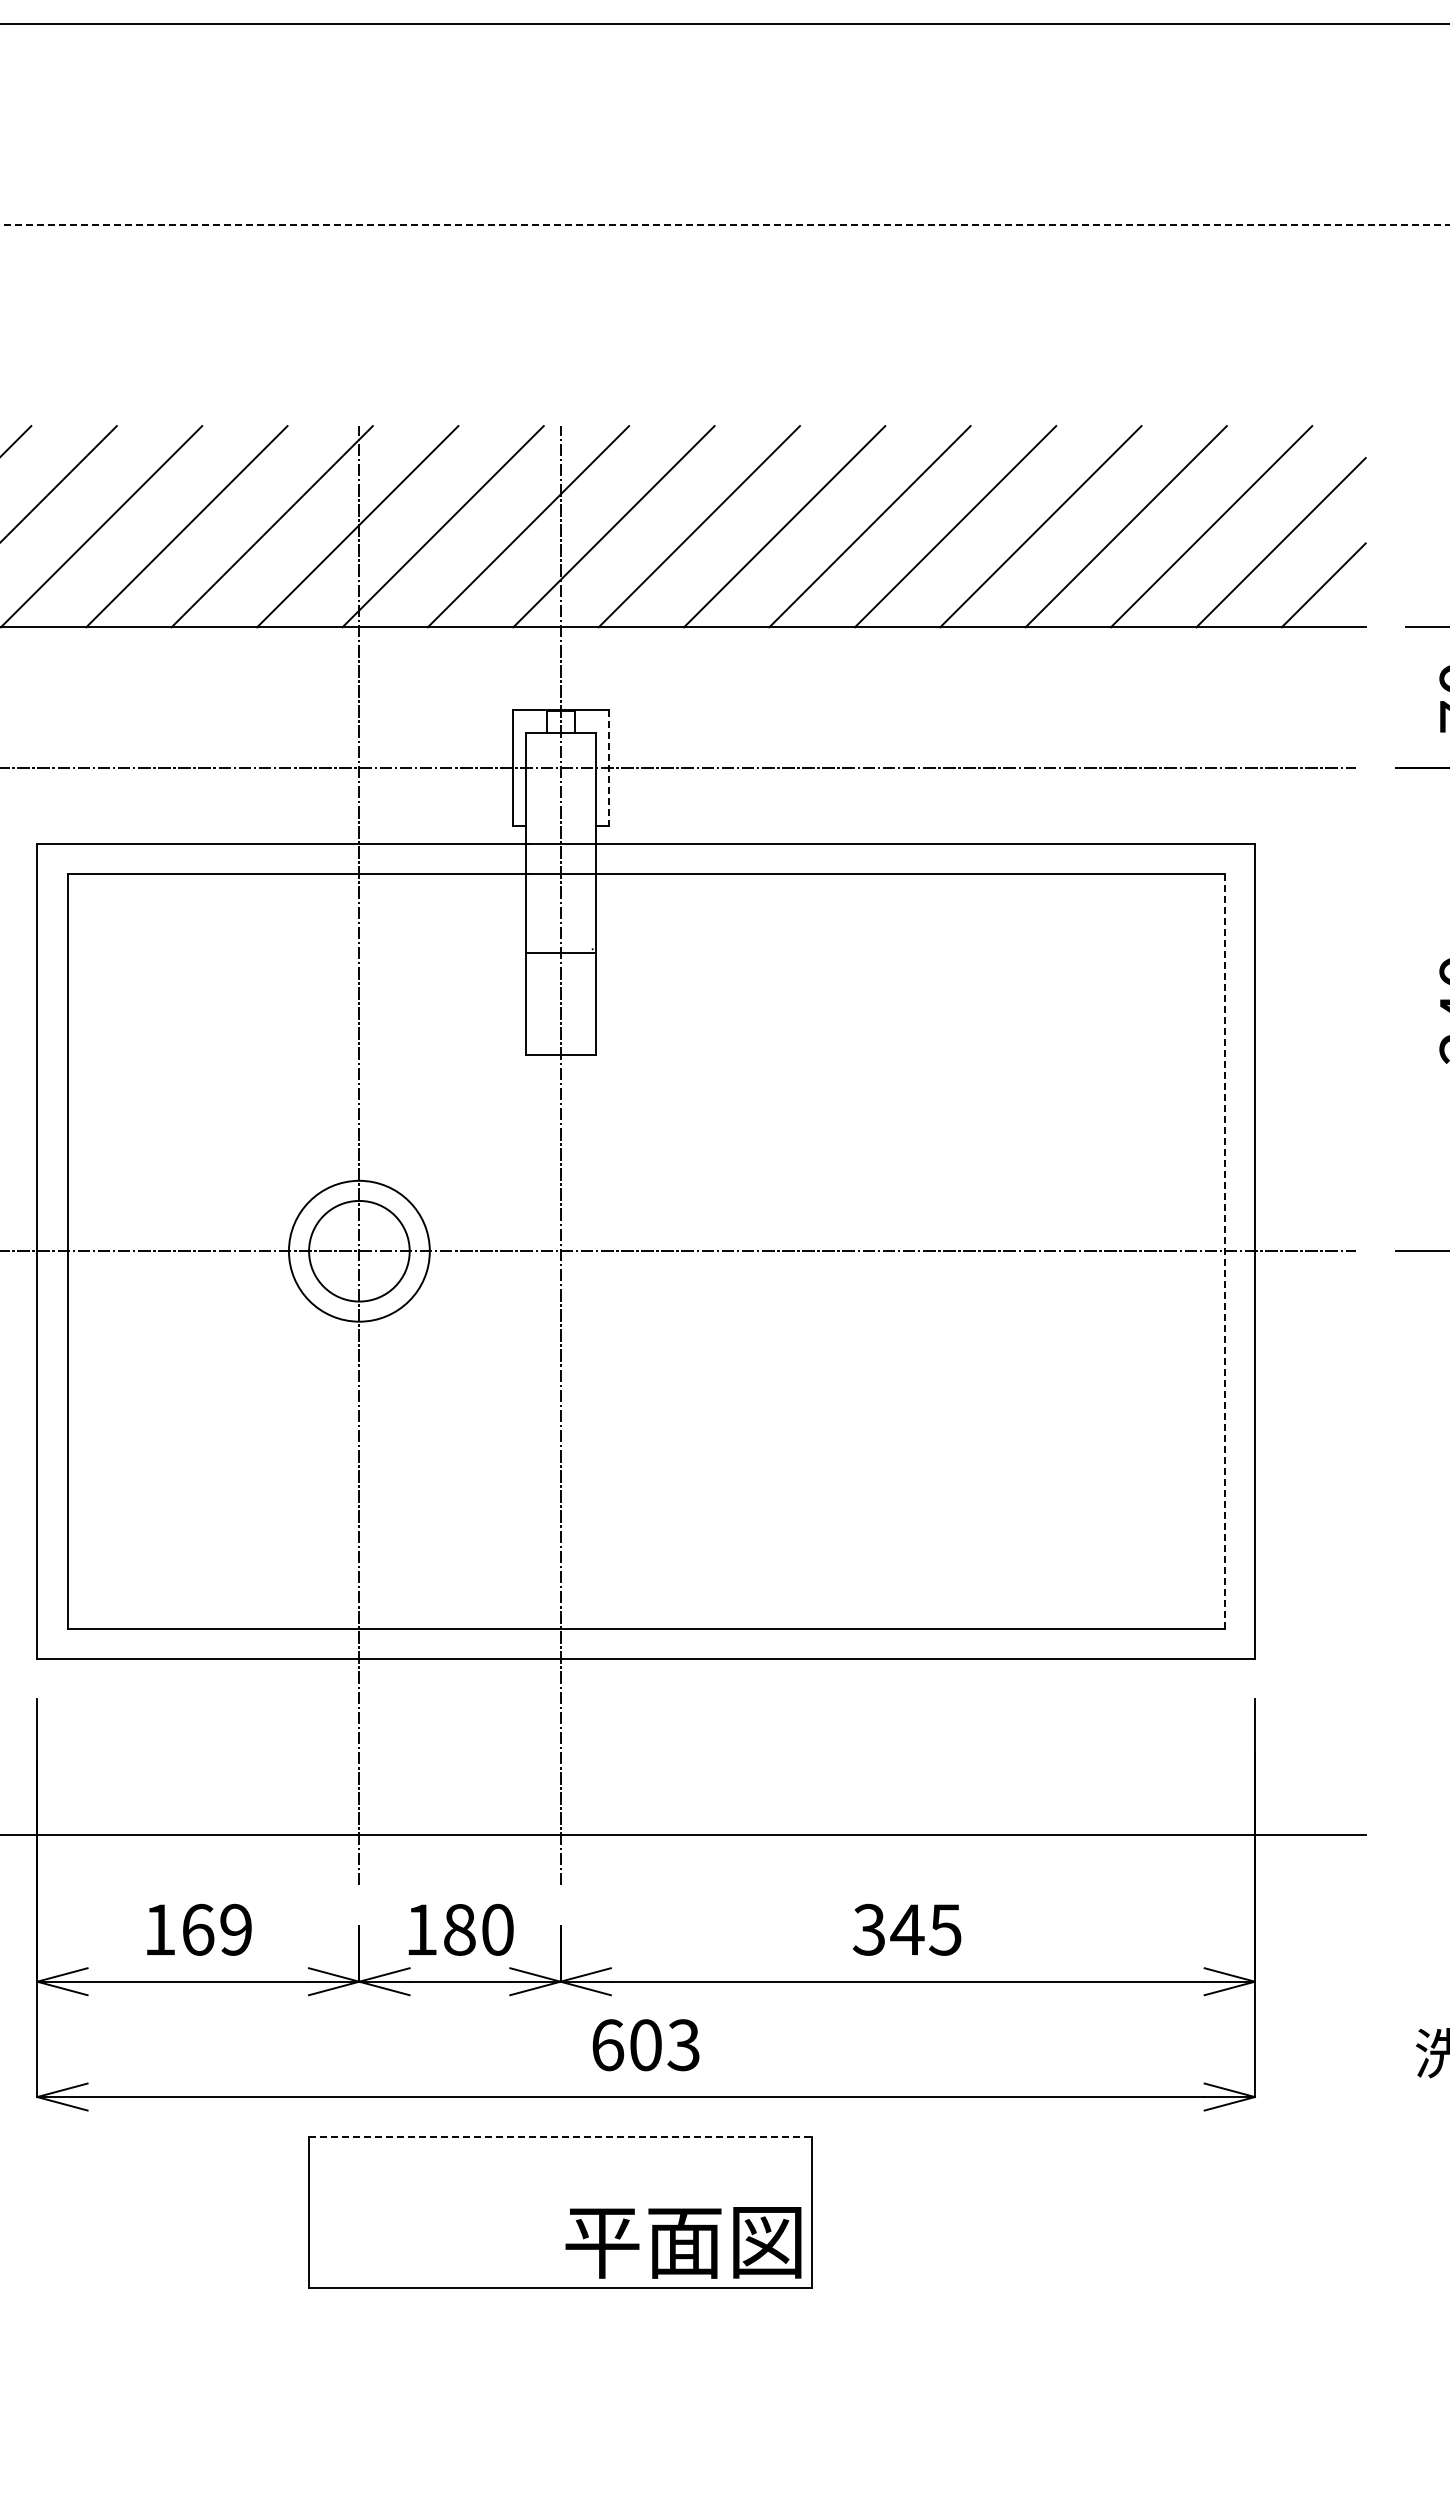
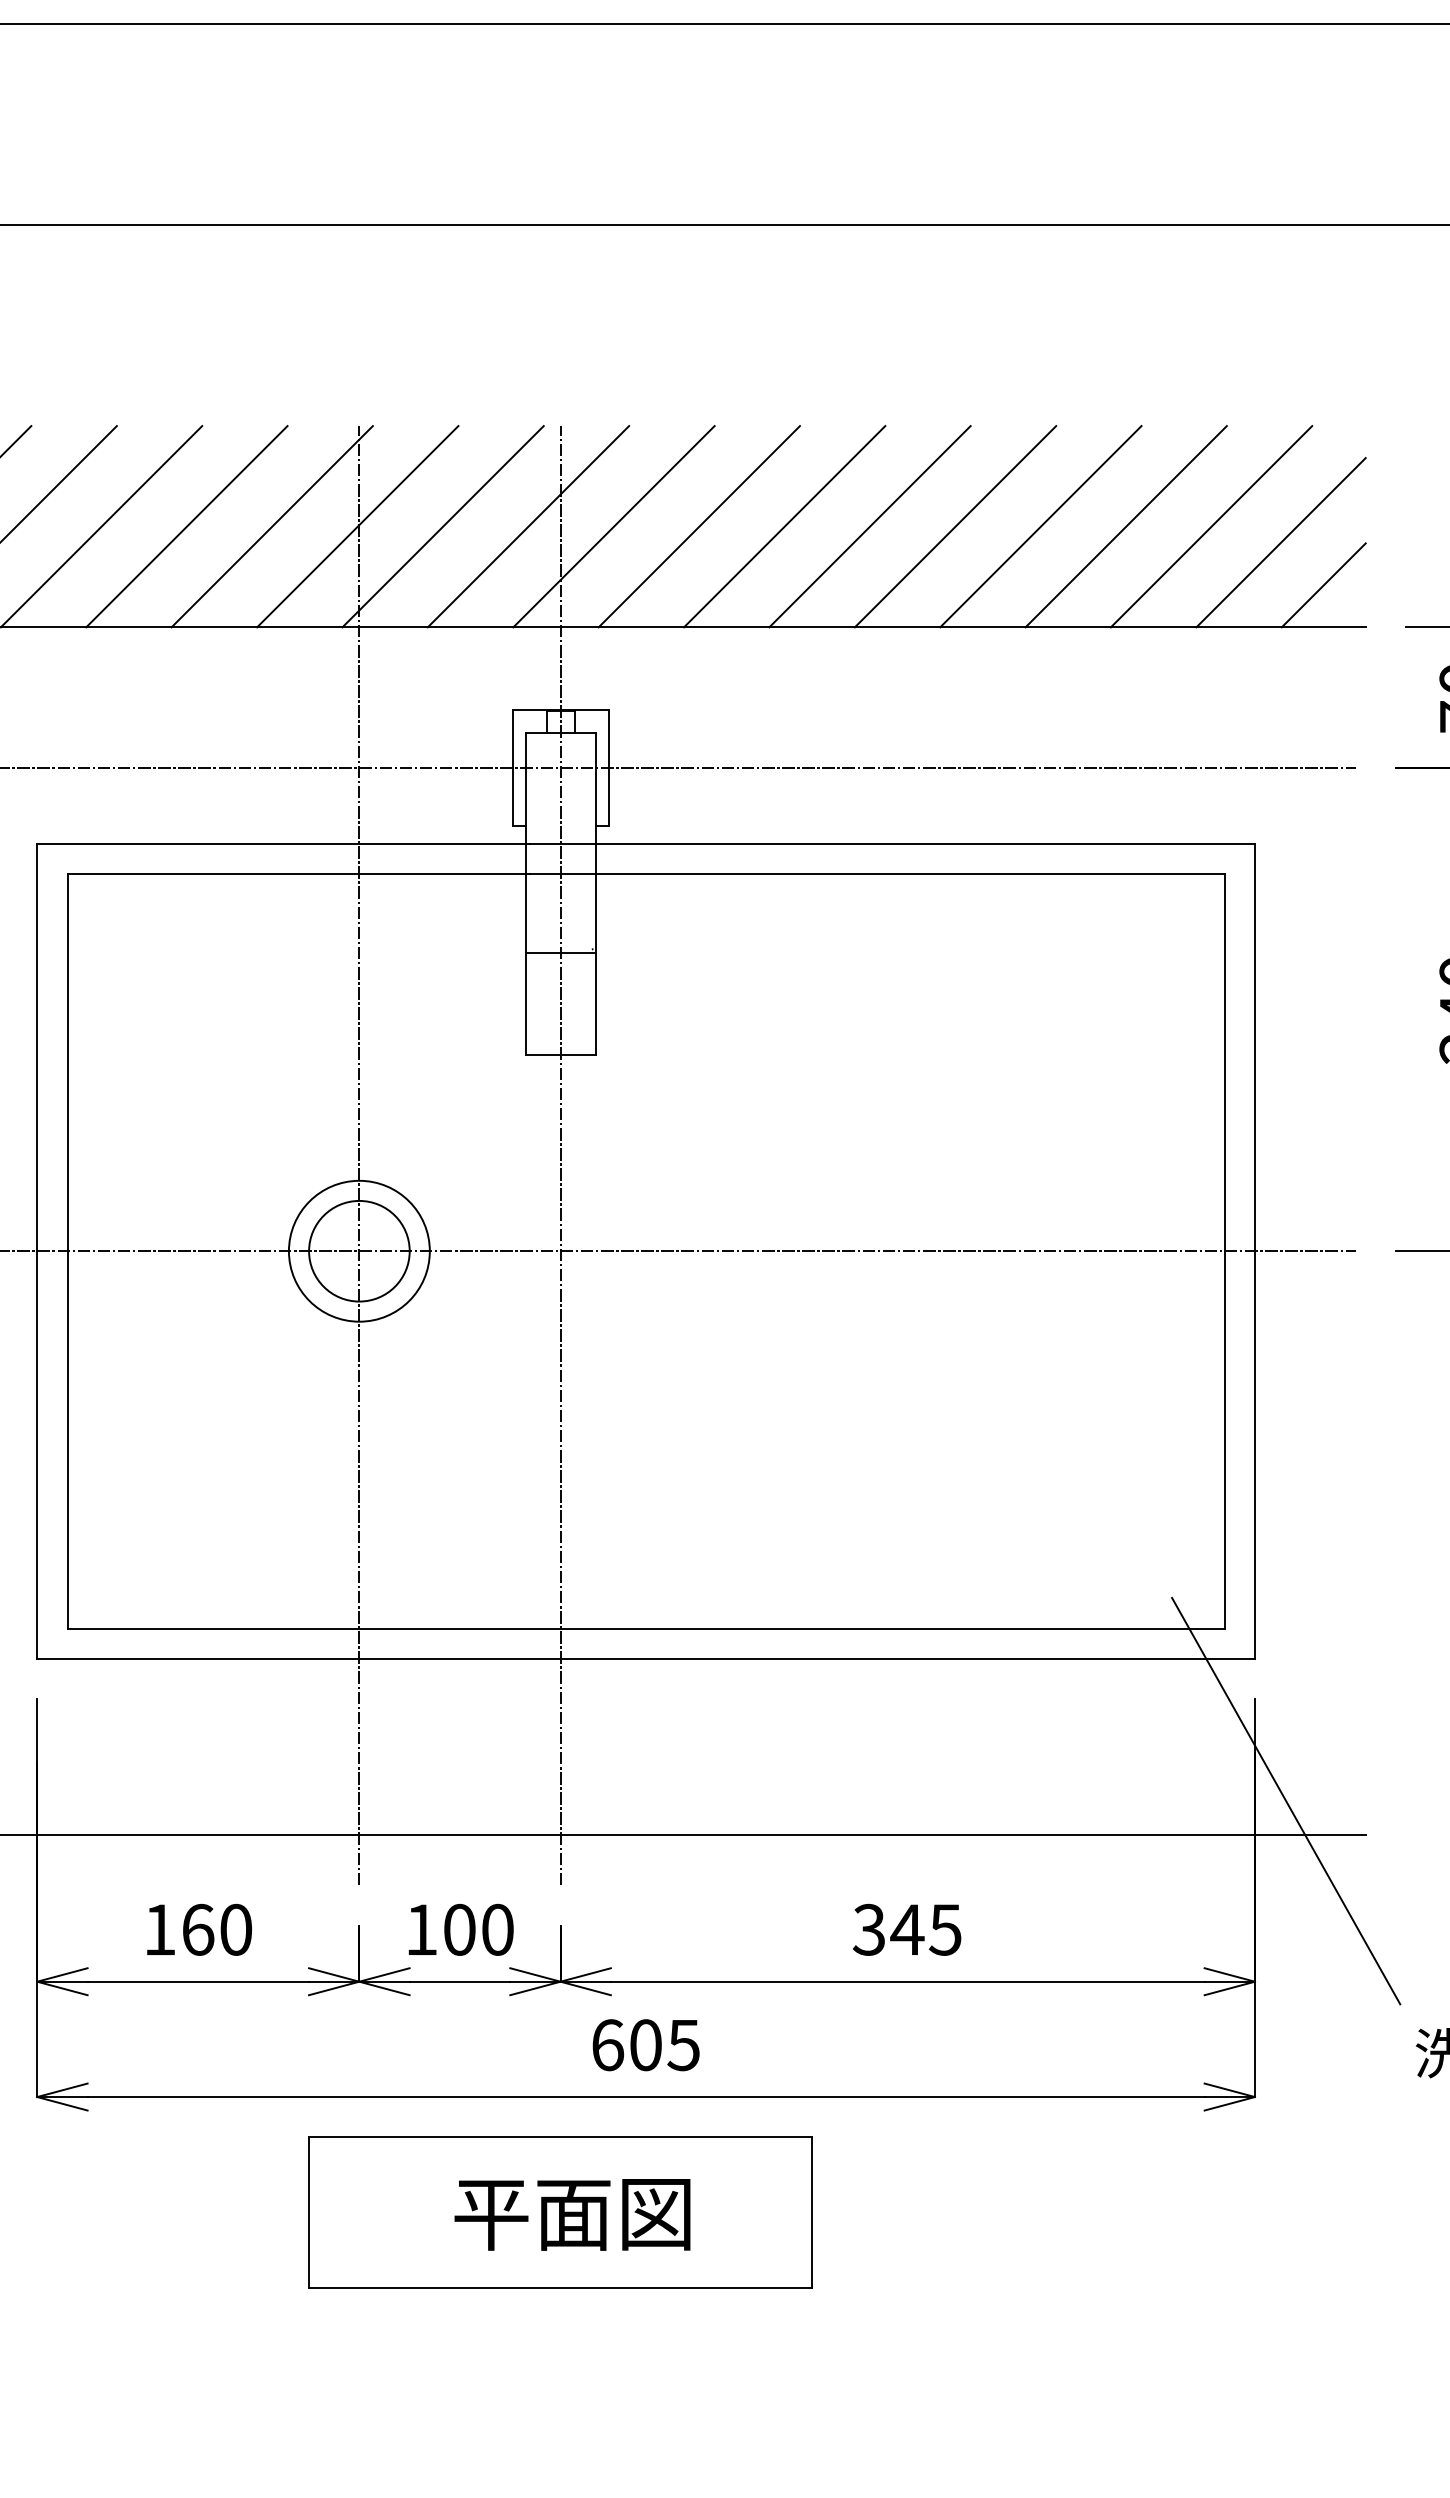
line: dashed -> solid (724, 225)
line: dashed -> solid (608, 768)
line: dashed -> solid (1224, 1250)
line: none -> present (1286, 1800)
text: 169 -> 160 (235, 1929)
text: 180 -> 100 (459, 1929)
text: 603 -> 605 (683, 2044)
line: dashed -> solid (560, 2136)
text position: (683, 2242) -> (572, 2214) (572, 2214)
